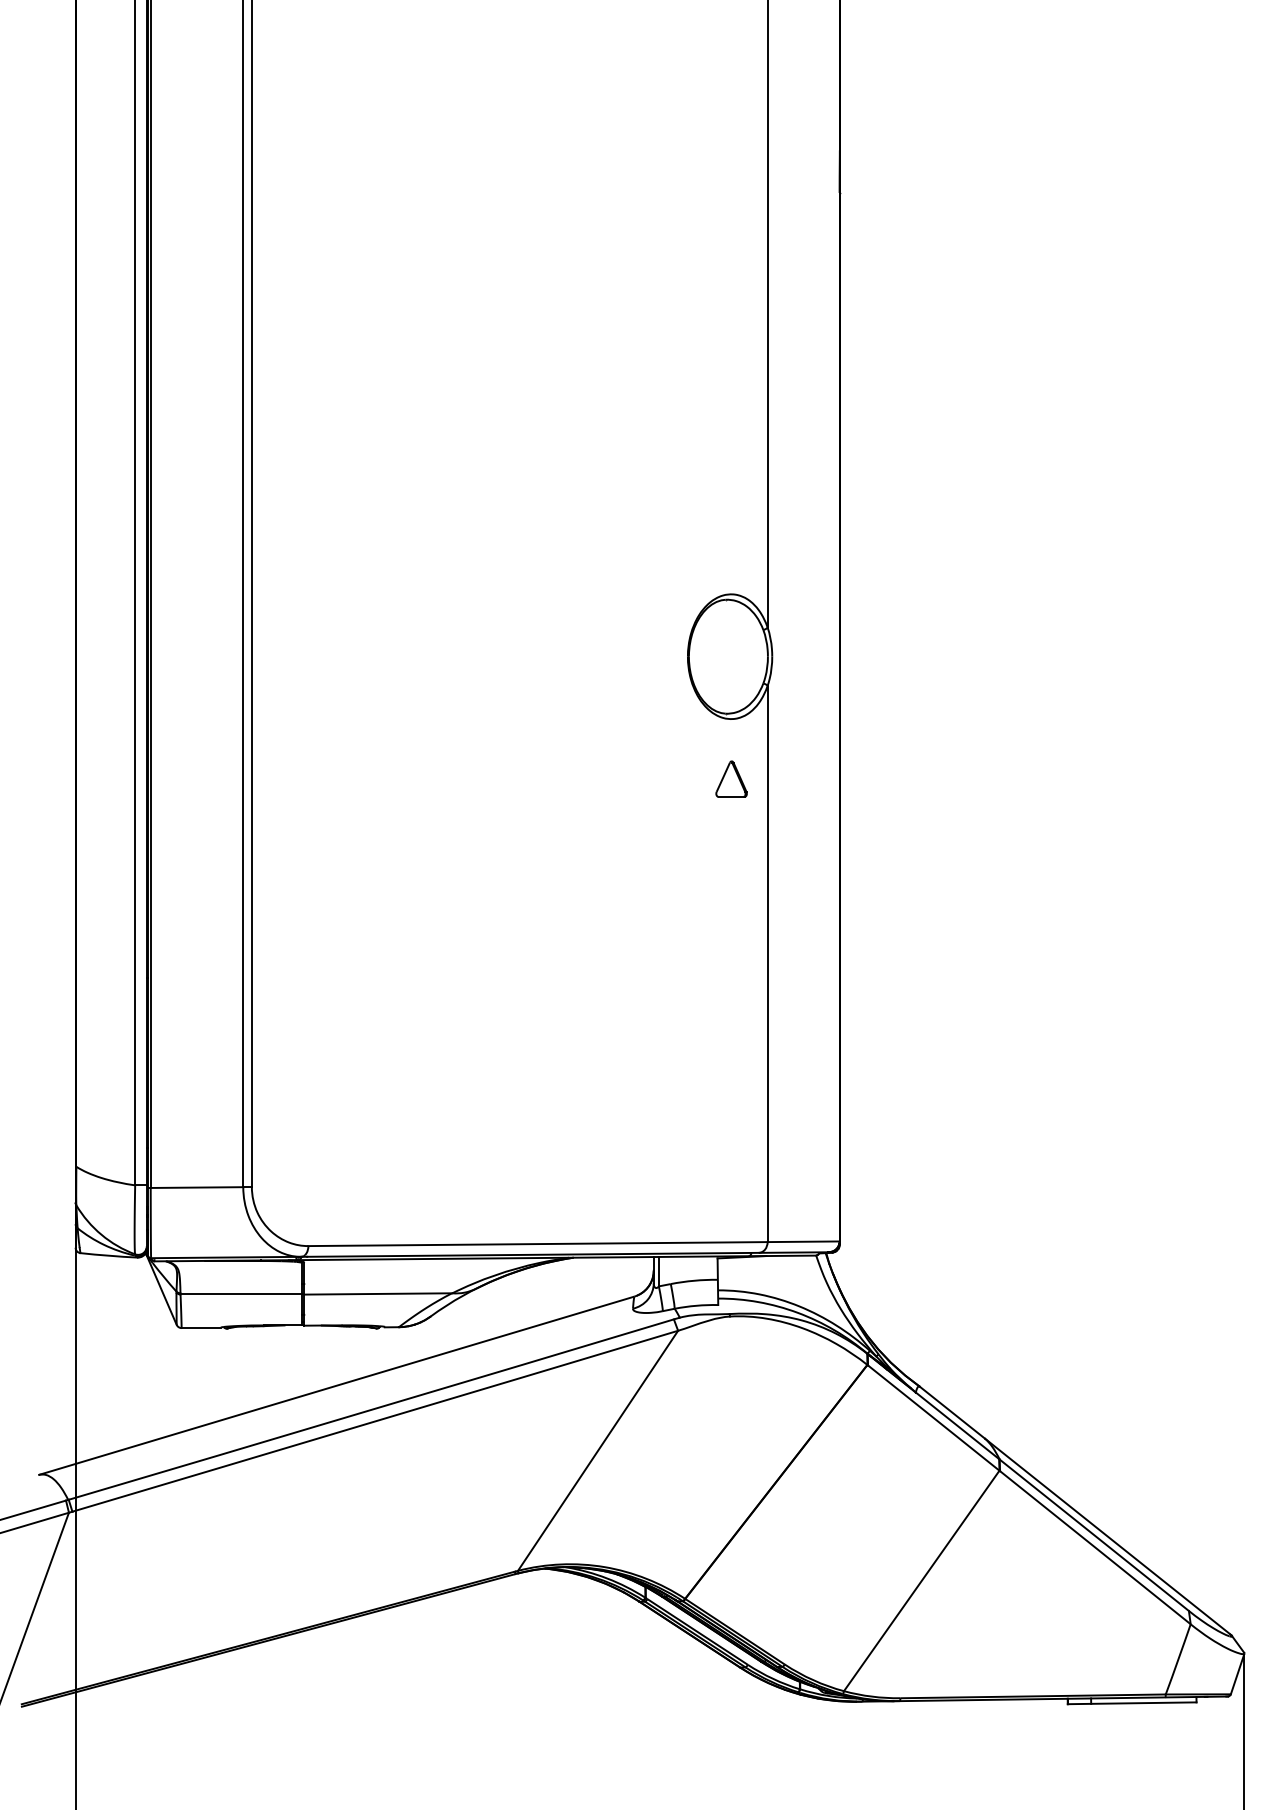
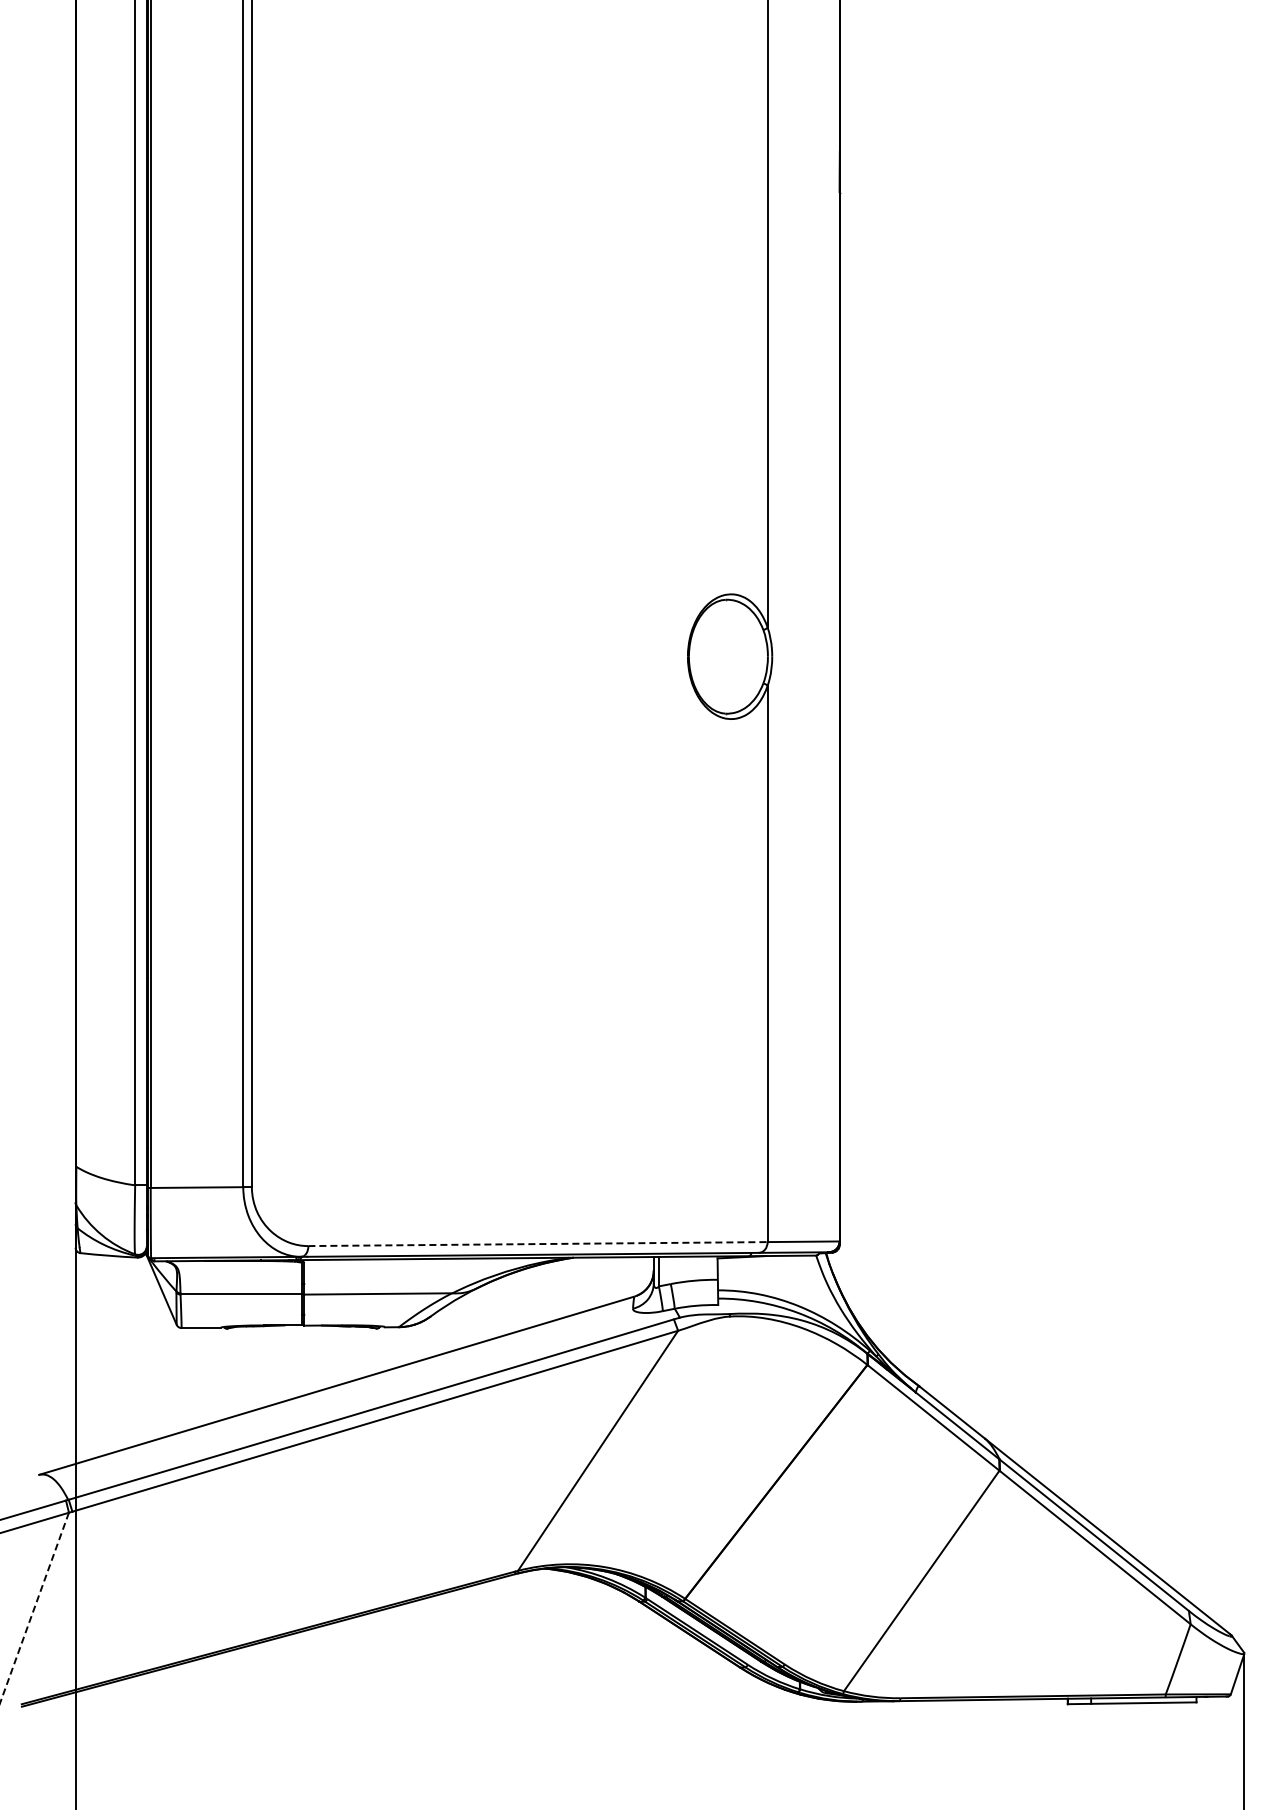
part: present -> none (731, 778)
line: solid -> dashed (538, 1244)
line: solid -> dashed (34, 1607)
